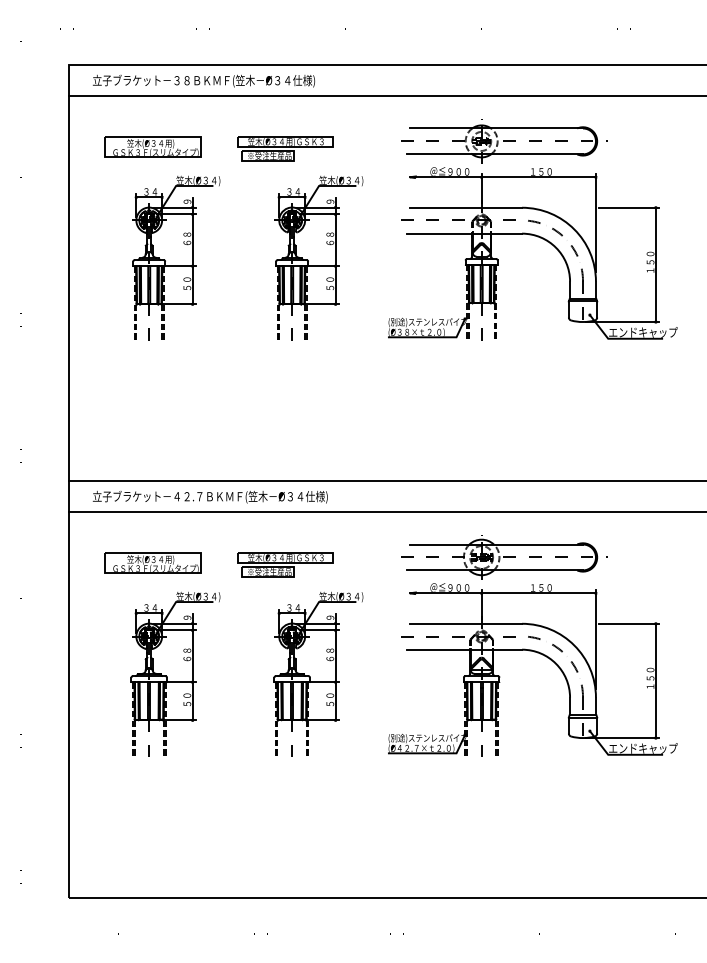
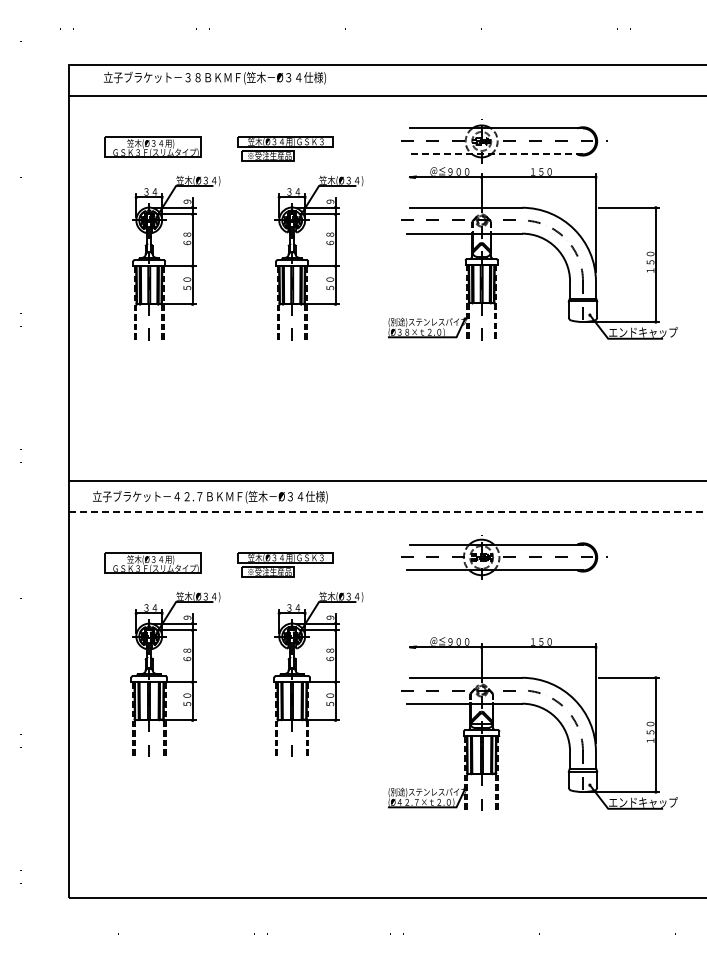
text position: (203, 80) -> (214, 77) (214, 77)
line: solid -> dashed (494, 154)
line: solid -> dashed (387, 511)
part position: (537, 653) -> (537, 707) (537, 707)
